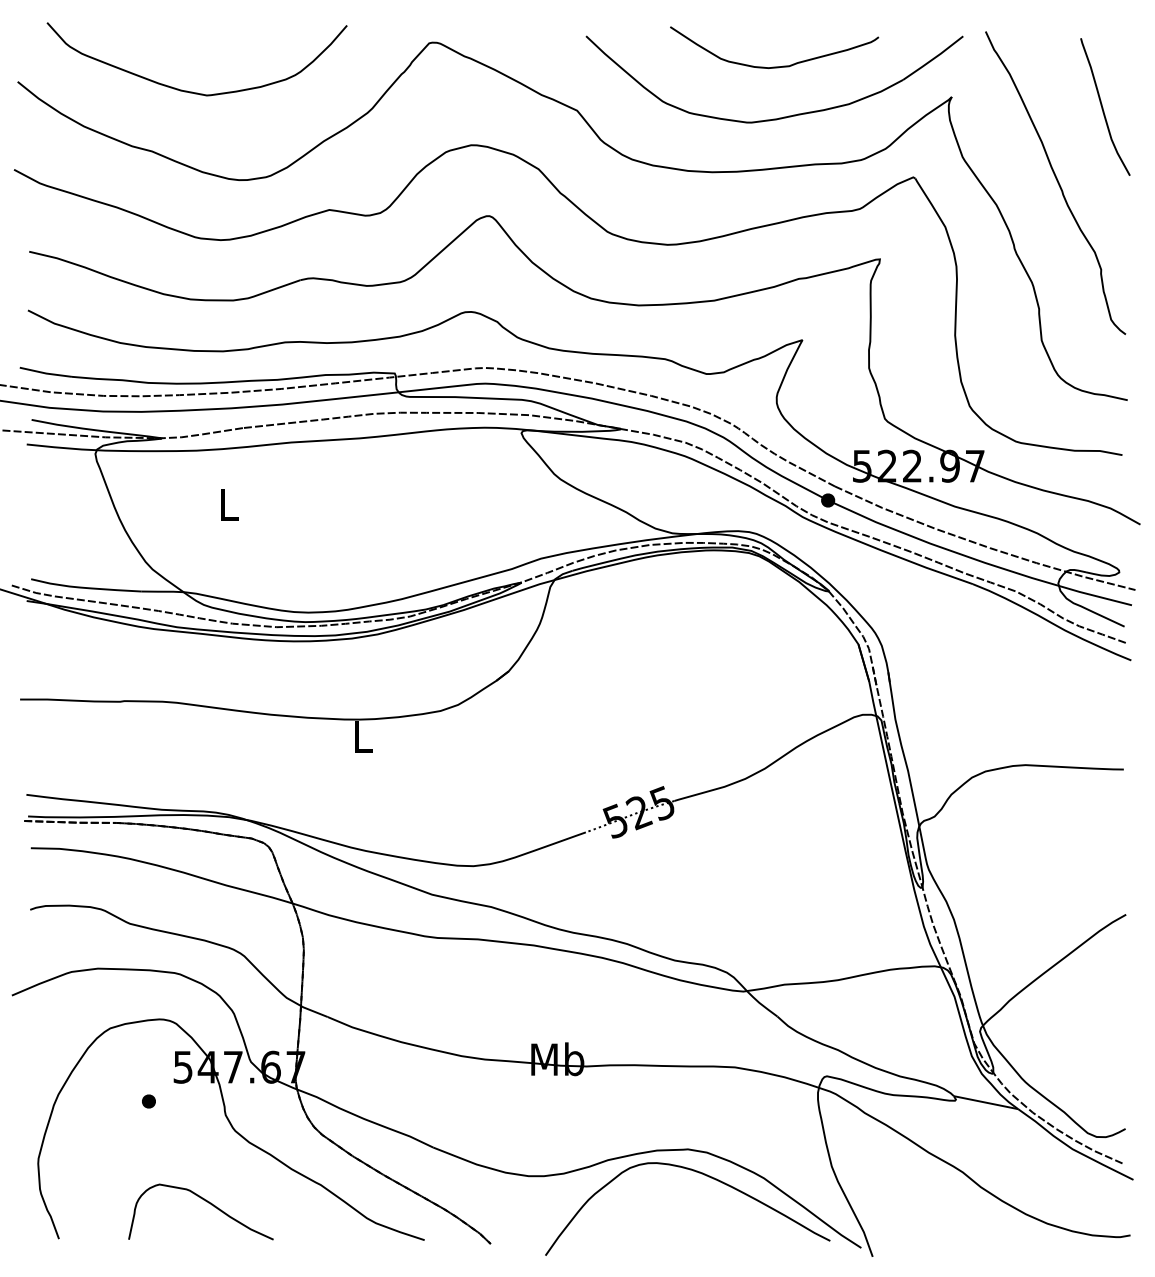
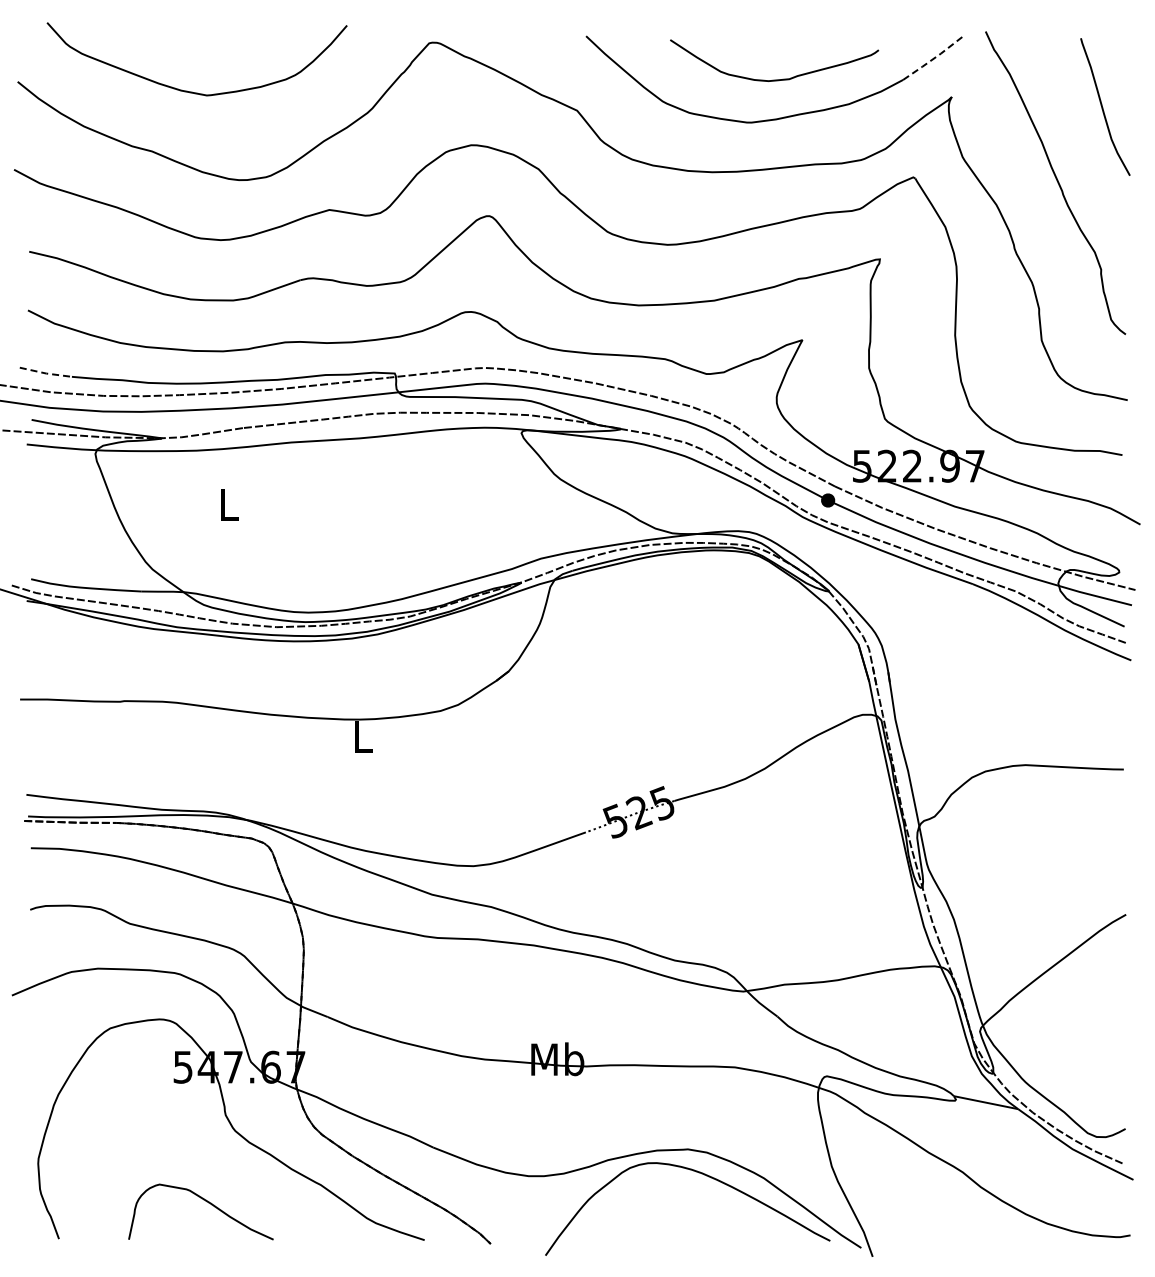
line: solid -> dashed (933, 58)
curve position: (774, 66) -> (774, 79) (774, 79)
line: solid -> dashed (46, 373)
part: present -> none (148, 1101)
